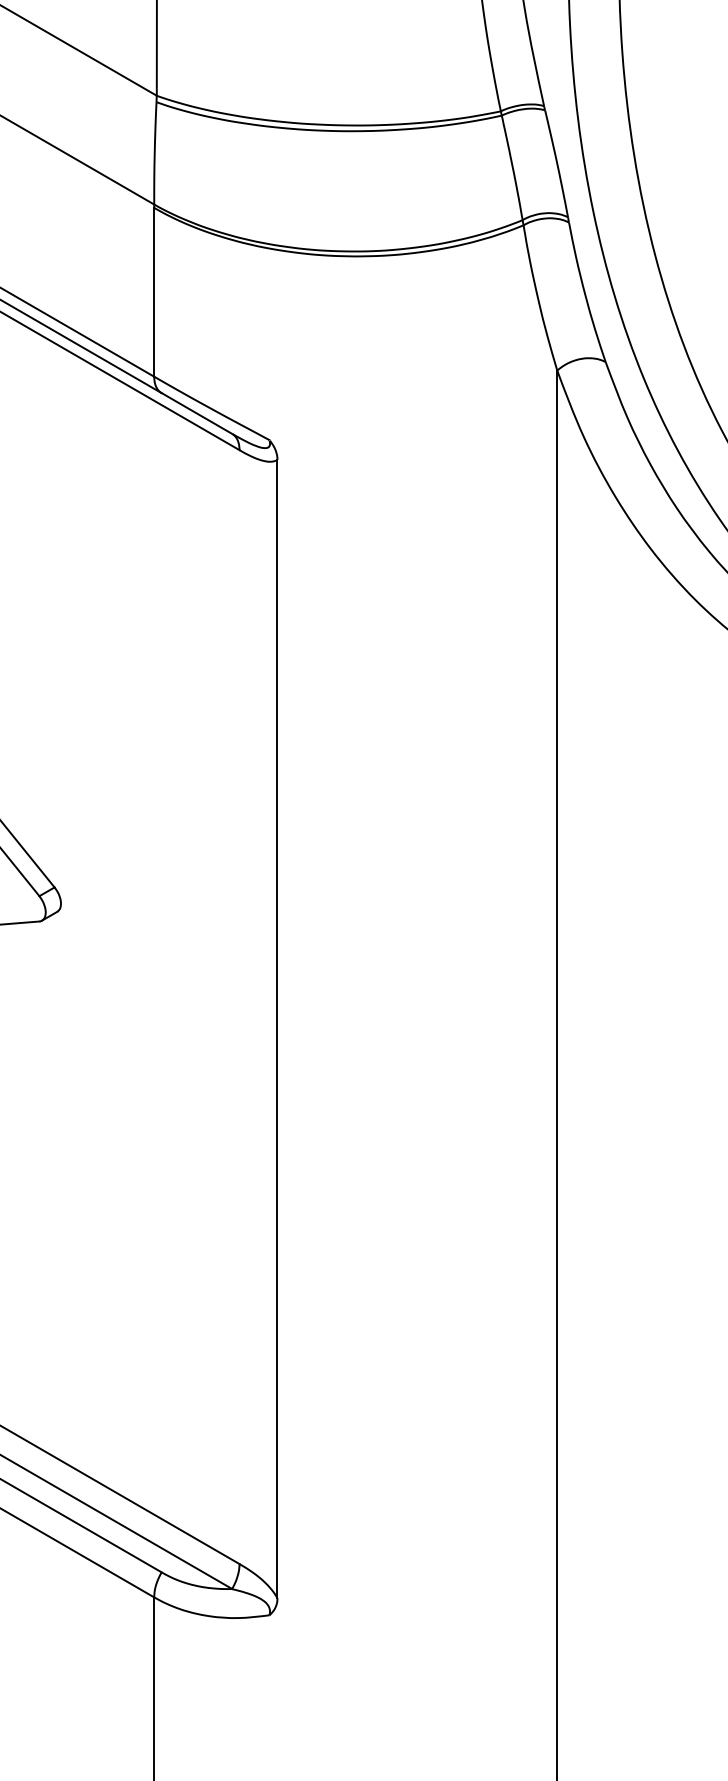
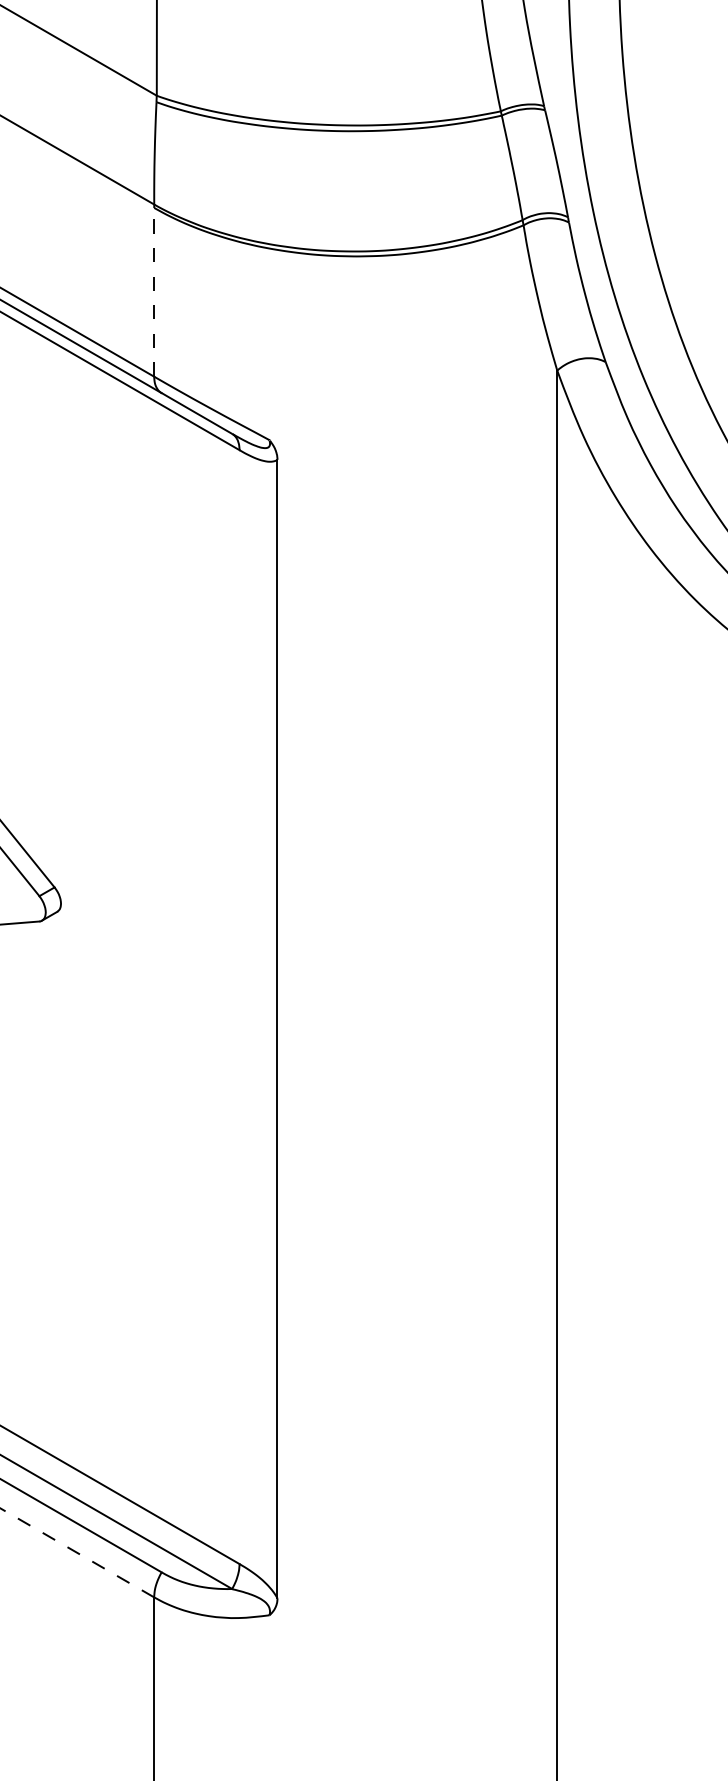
line: solid -> dashed (154, 291)
line: solid -> dashed (77, 1552)
